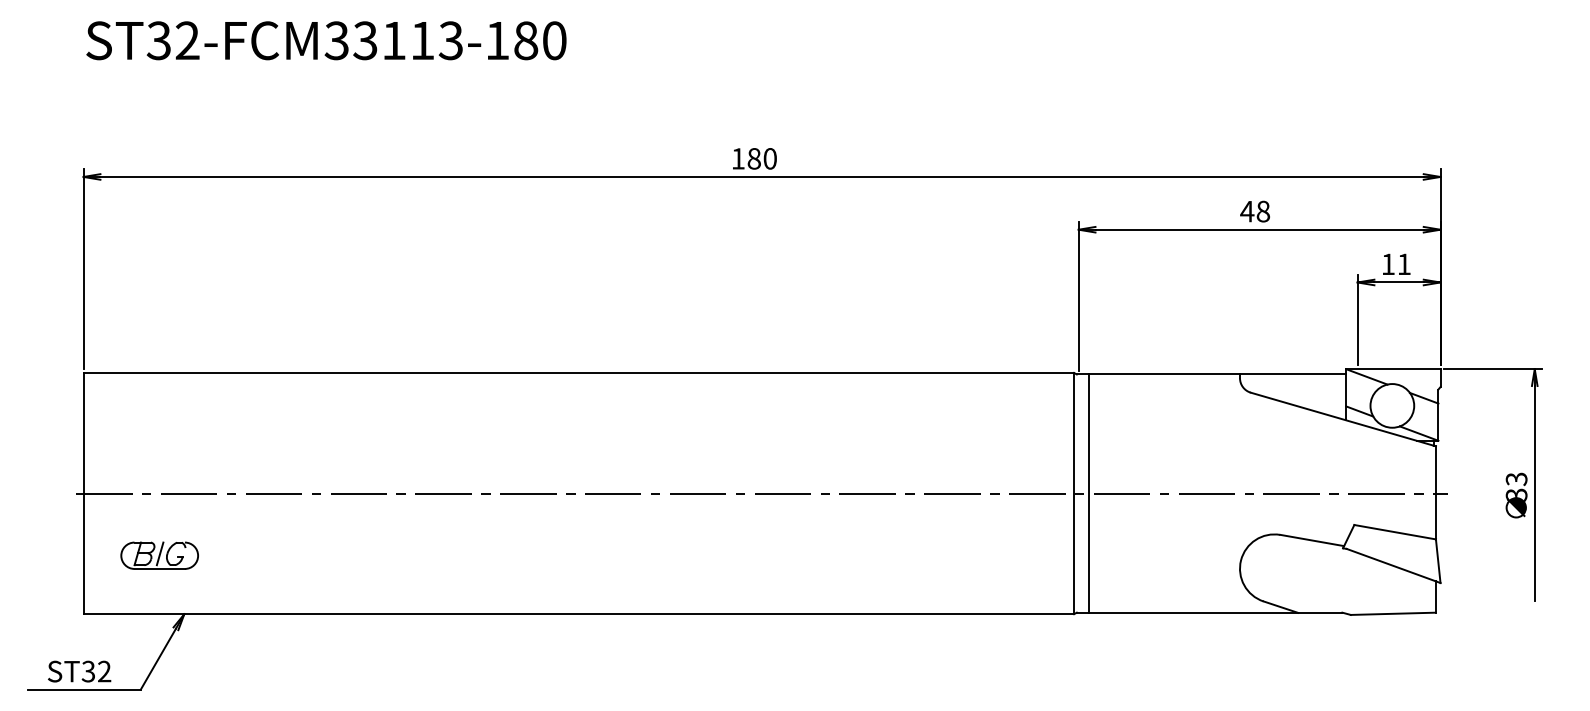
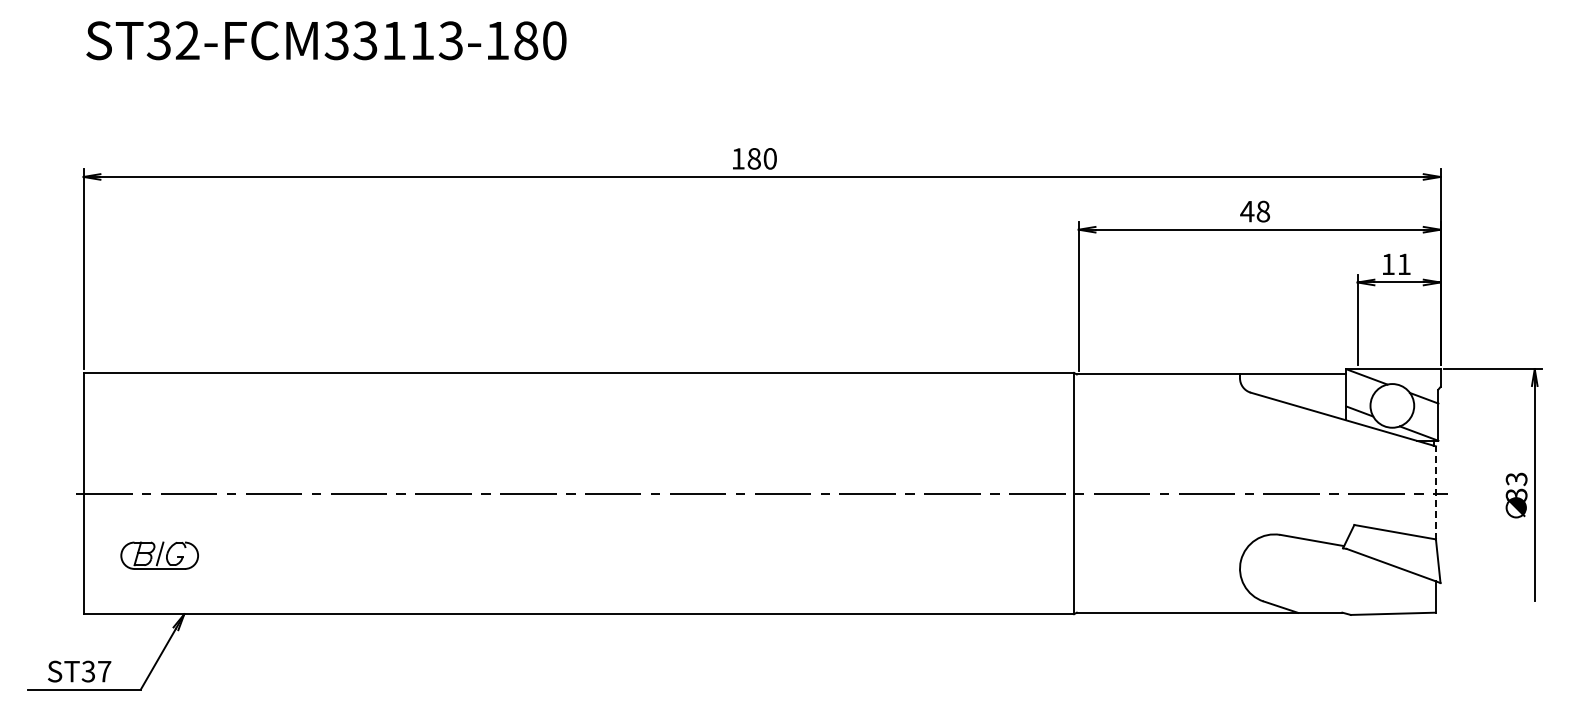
line: present -> none (1089, 493)
line: solid -> dashed (1436, 493)
text: ST32 -> ST37 (104, 671)
